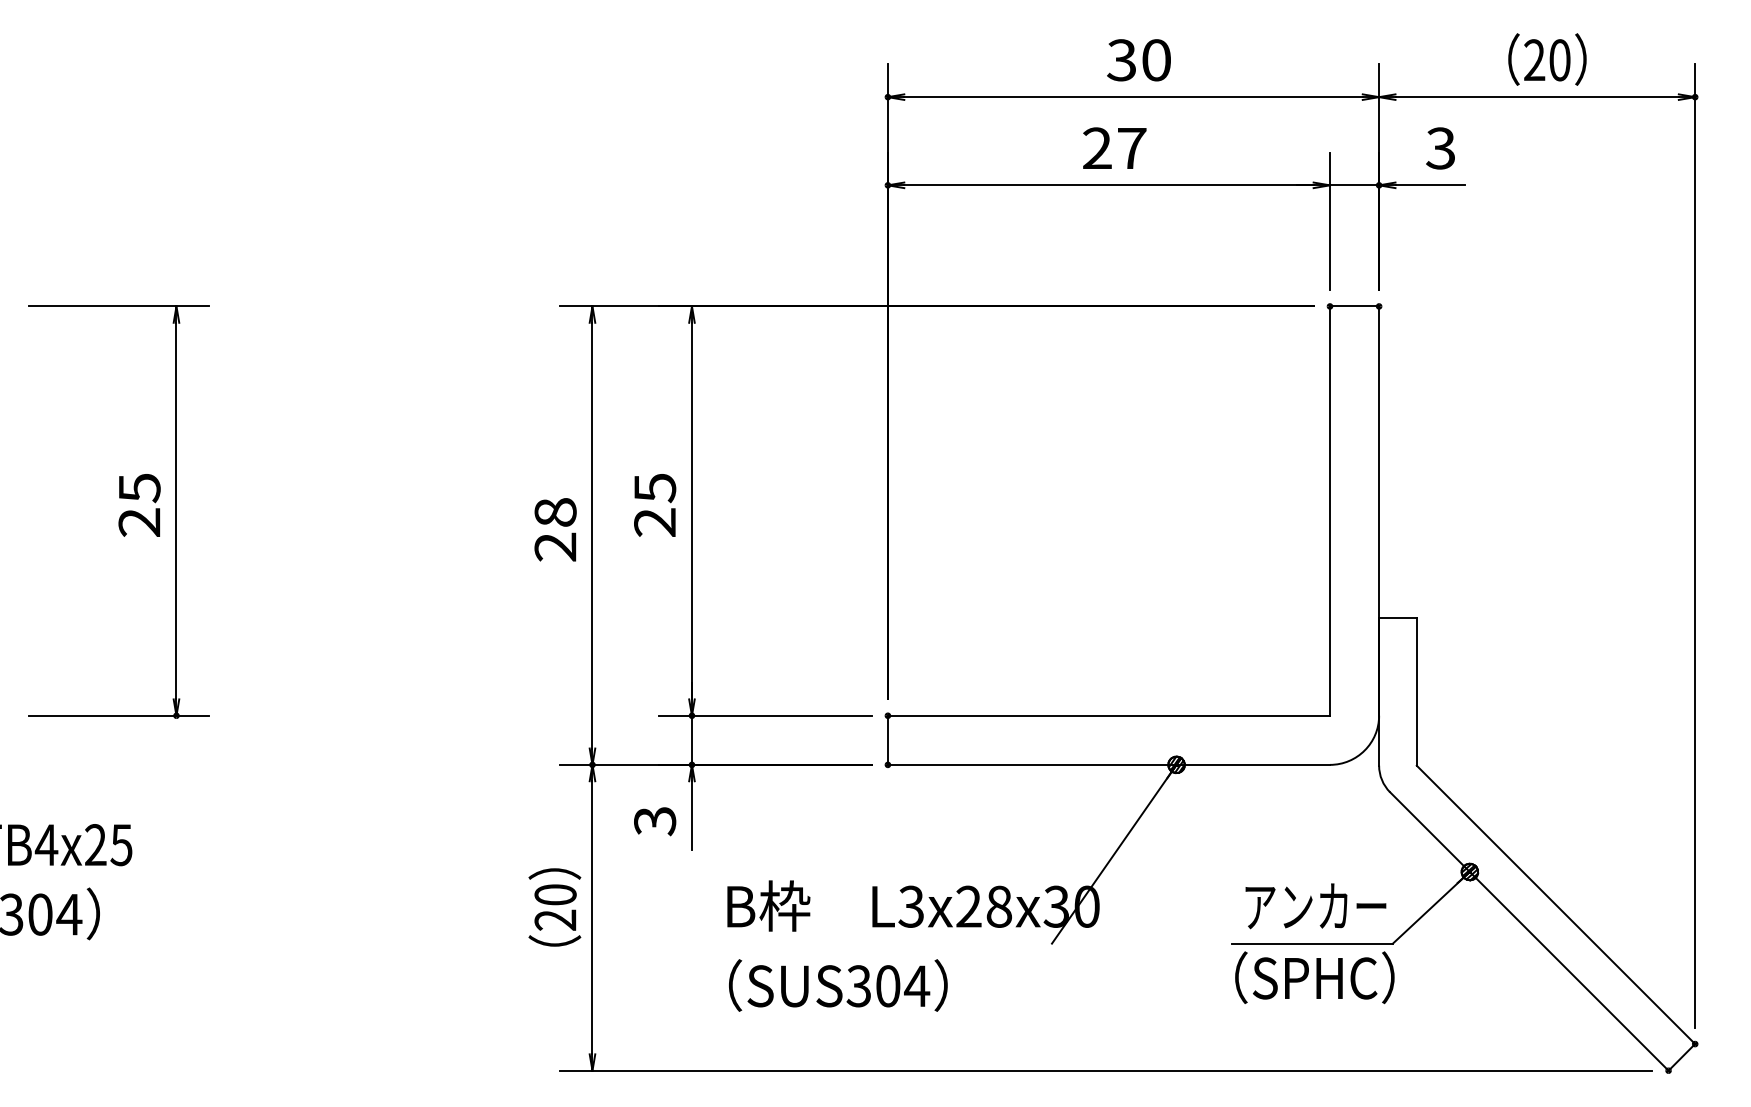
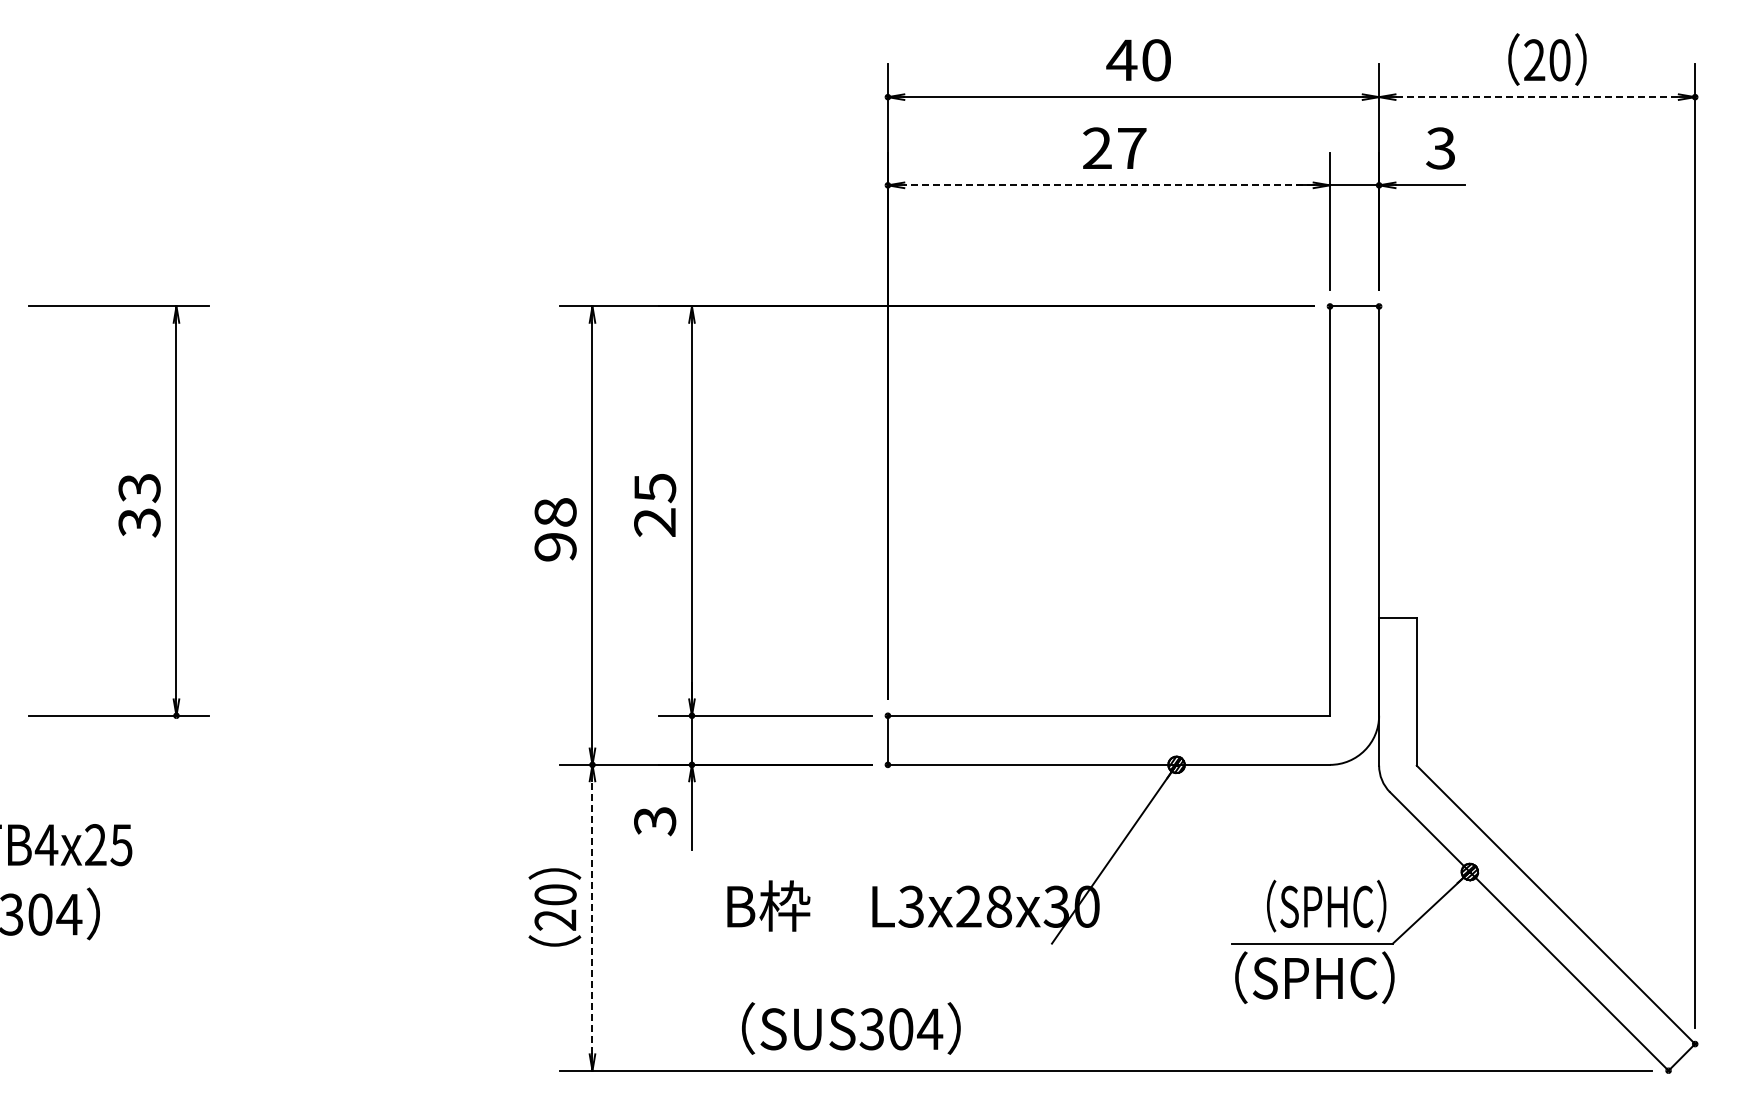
text: 30 -> 40 (1121, 60)
line: solid -> dashed (1537, 97)
line: solid -> dashed (1108, 185)
text: 25 -> 33 (139, 505)
text: 28 -> 98 (555, 546)
text: アンカー -> （SPHC） (1315, 905)
line: solid -> dashed (592, 917)
text position: (838, 985) -> (851, 1028) (851, 1028)
